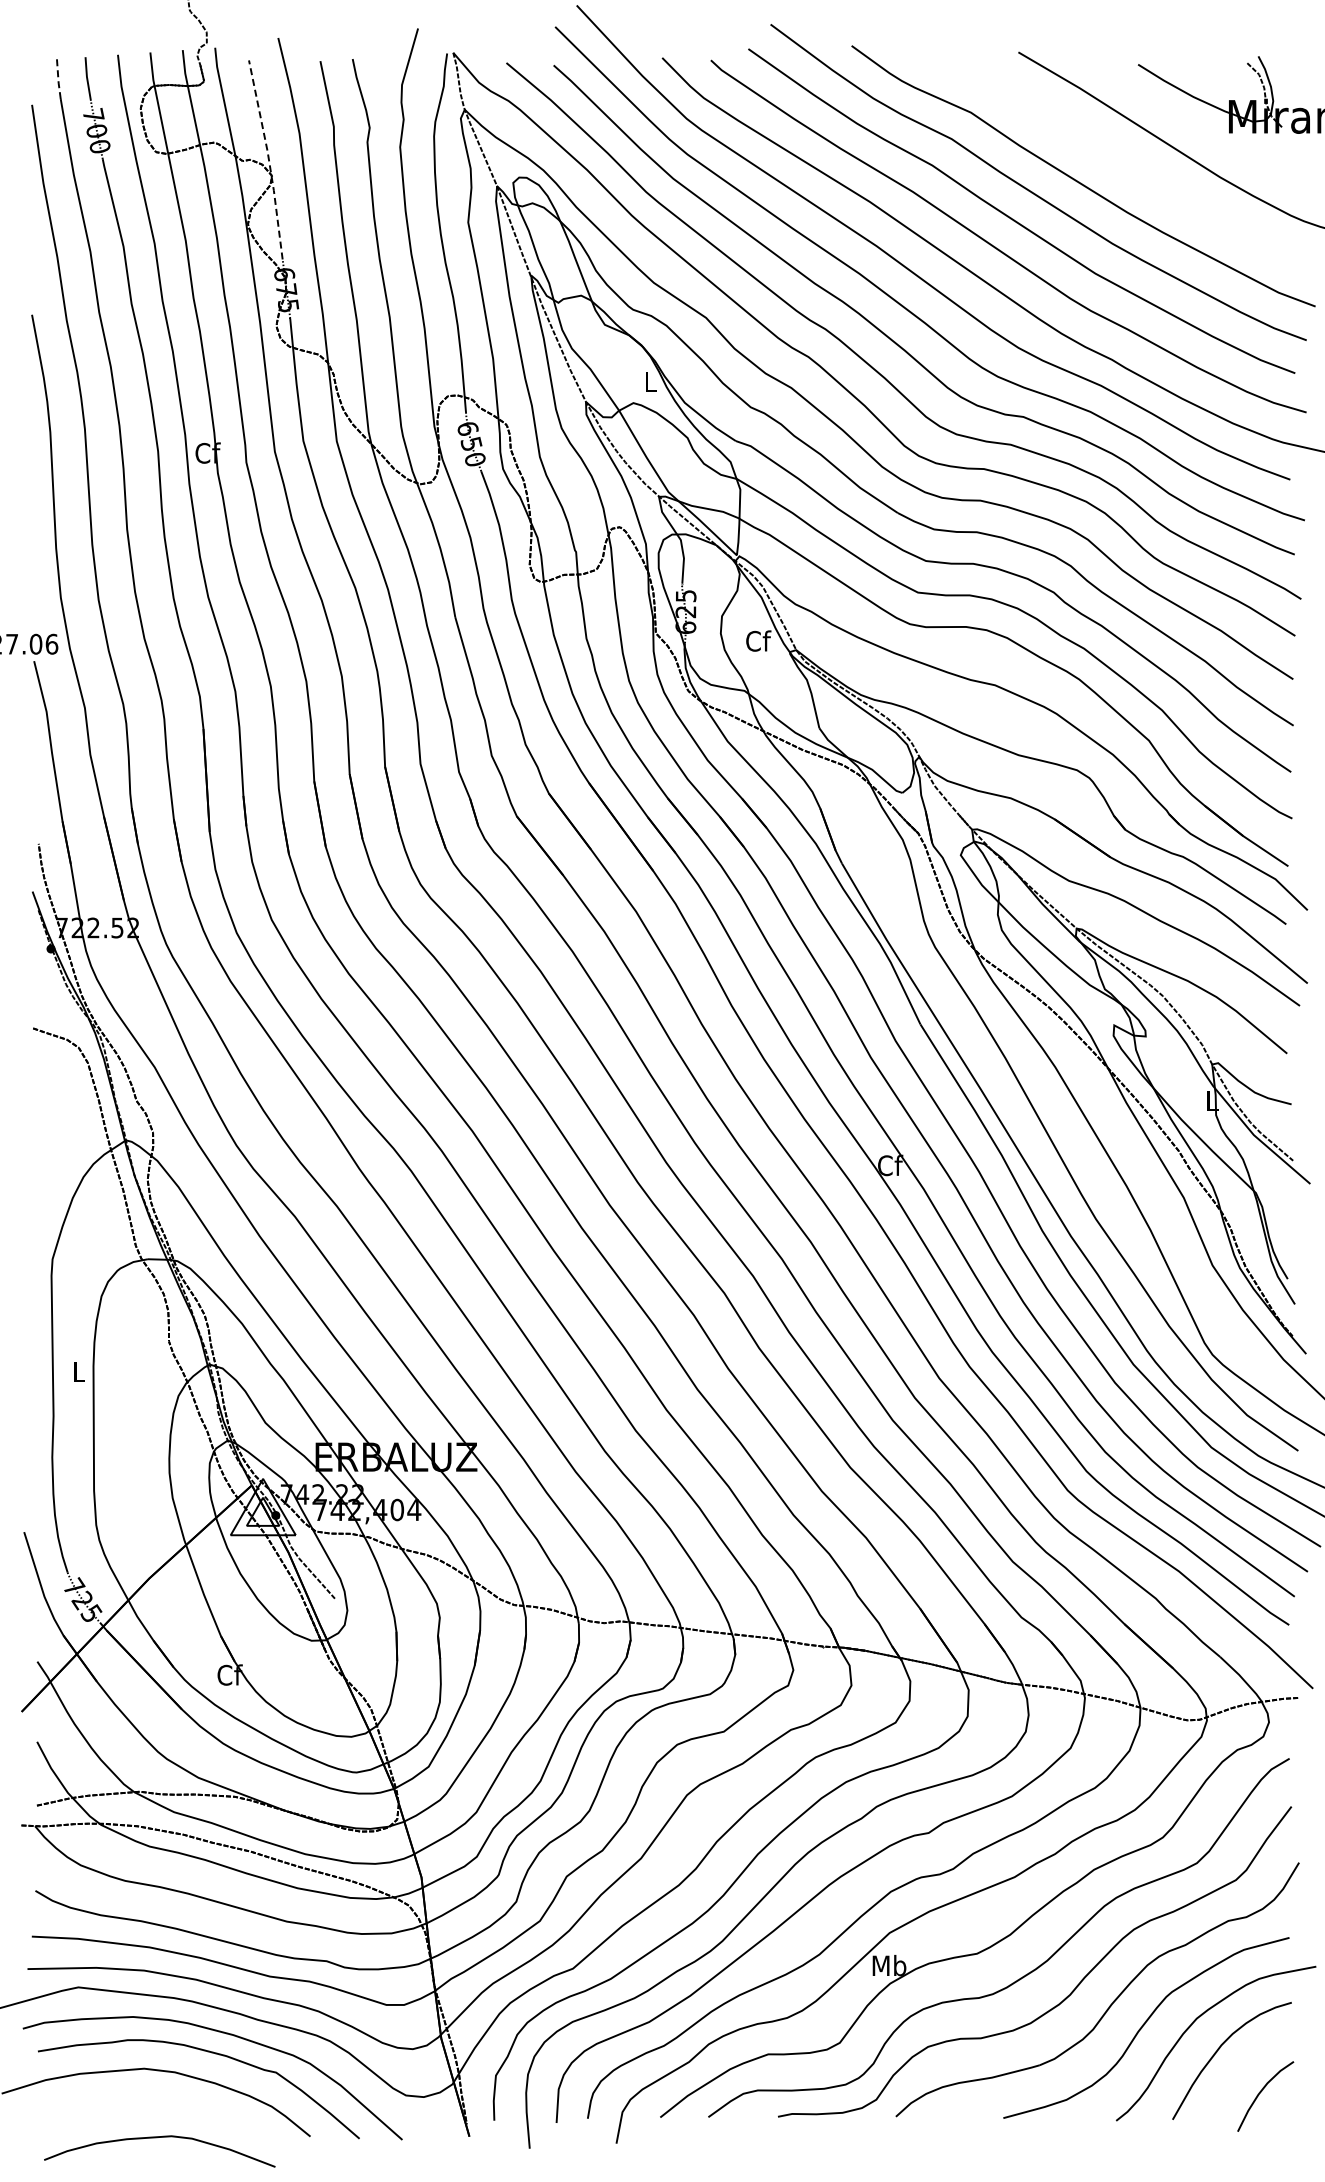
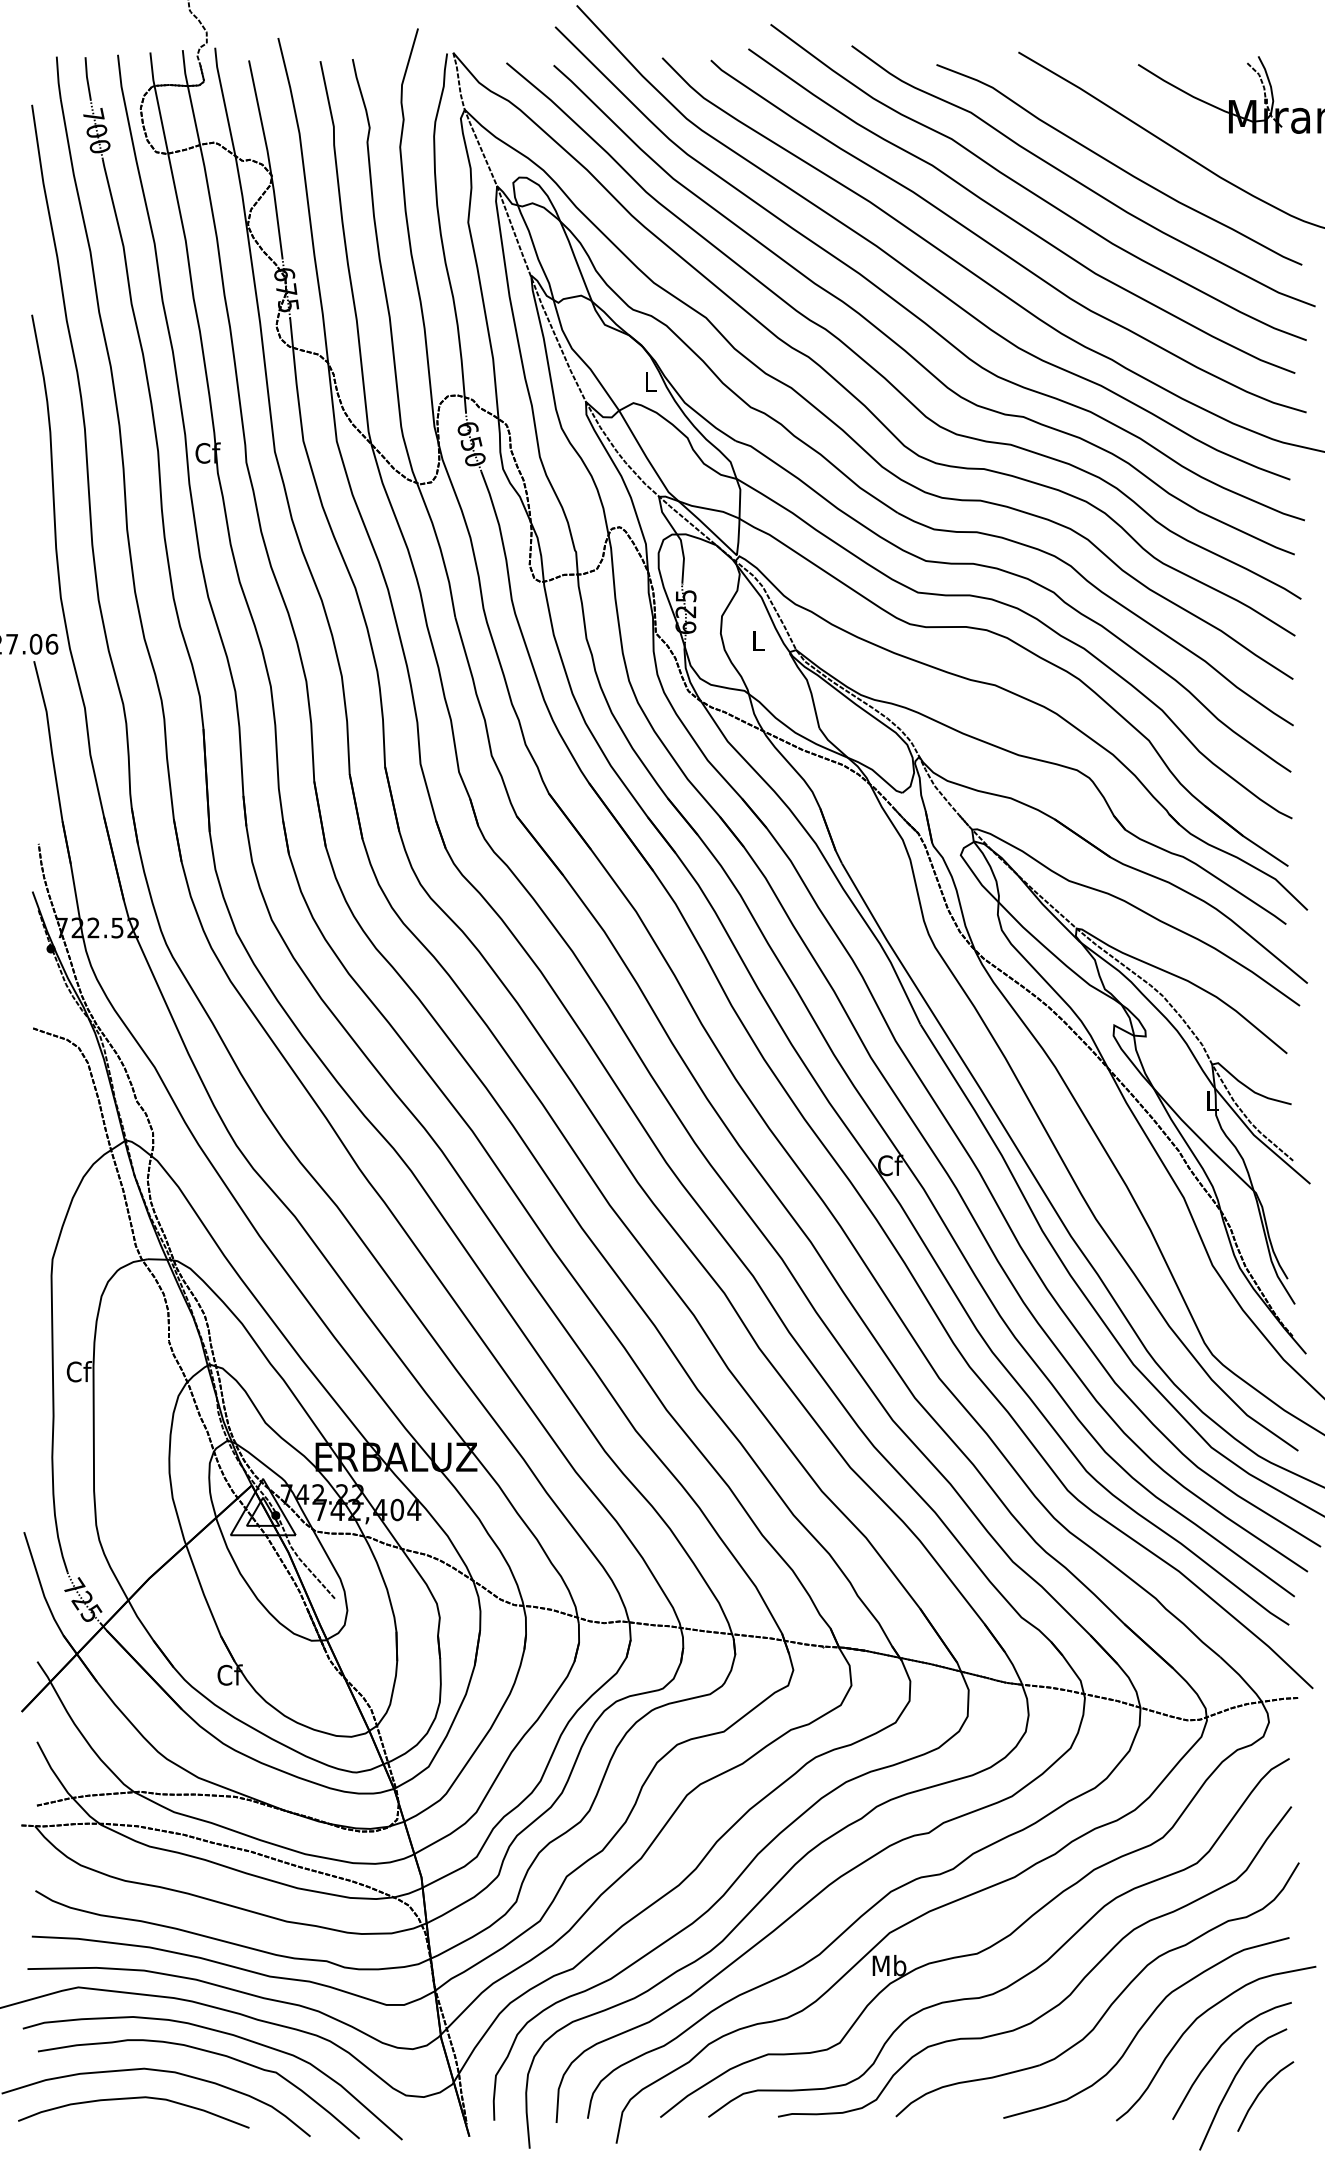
line: dashed -> solid (58, 78)
line: dashed -> solid (268, 159)
curve: none -> present (1119, 166)
text: Cf -> L (758, 640)
text: L -> Cf (79, 1371)
curve: none -> present (1232, 2083)
curve position: (157, 2138) -> (131, 2099) (131, 2099)
